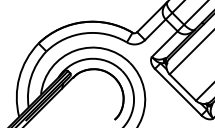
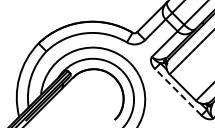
line: solid -> dashed (178, 92)
